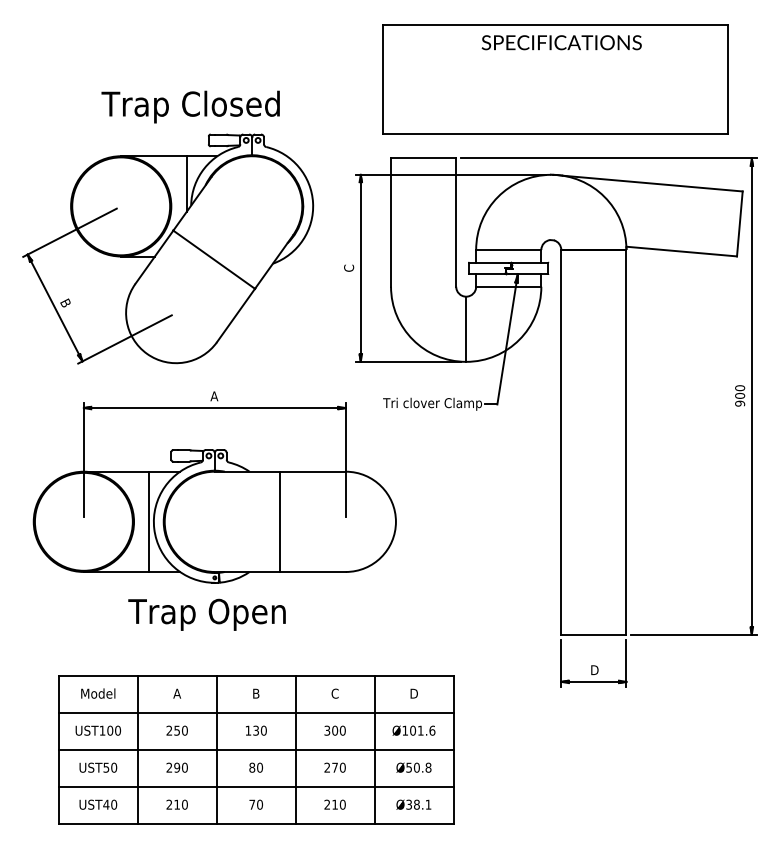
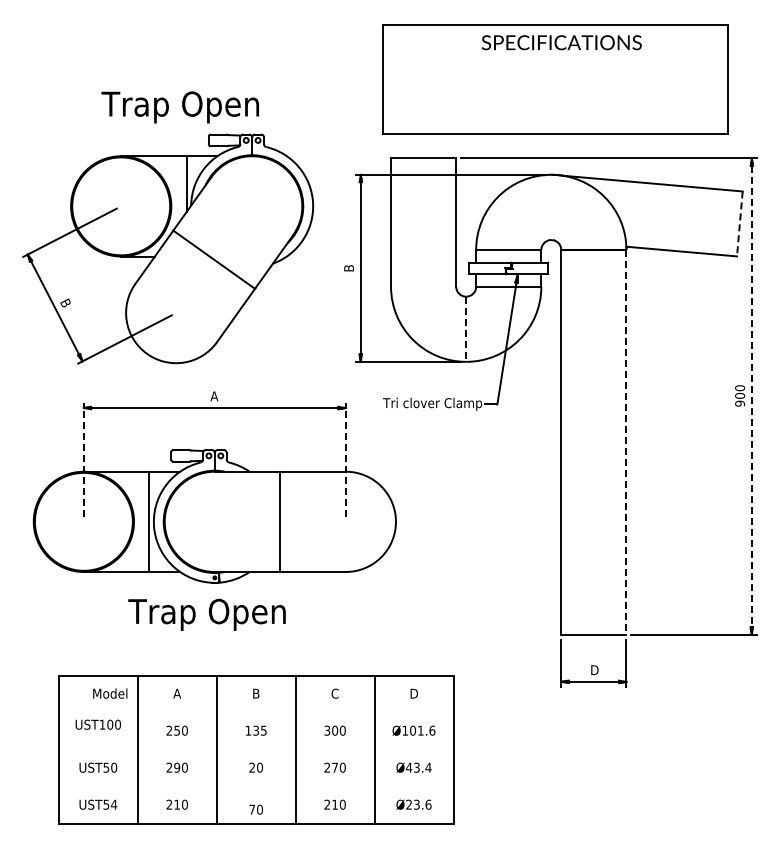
text: Trap Closed -> Trap Open (234, 106)
line: solid -> dashed (739, 223)
text: C -> B (349, 267)
line: solid -> dashed (466, 329)
line: solid -> dashed (751, 396)
line: solid -> dashed (626, 442)
line: solid -> dashed (83, 460)
line: solid -> dashed (345, 460)
text position: (98, 693) -> (110, 693) (110, 693)
line: present -> none (255, 713)
text position: (97, 730) -> (97, 724) (97, 724)
text: 130 -> 135 (263, 730)
line: present -> none (255, 750)
text: 80 -> 20 (252, 767)
text: Ø50.8 -> Ø43.4 (418, 767)
line: present -> none (255, 787)
text: UST40 -> UST54 (110, 804)
text position: (255, 804) -> (255, 809) (255, 809)
text: Ø38.1 -> Ø23.6 (418, 804)
